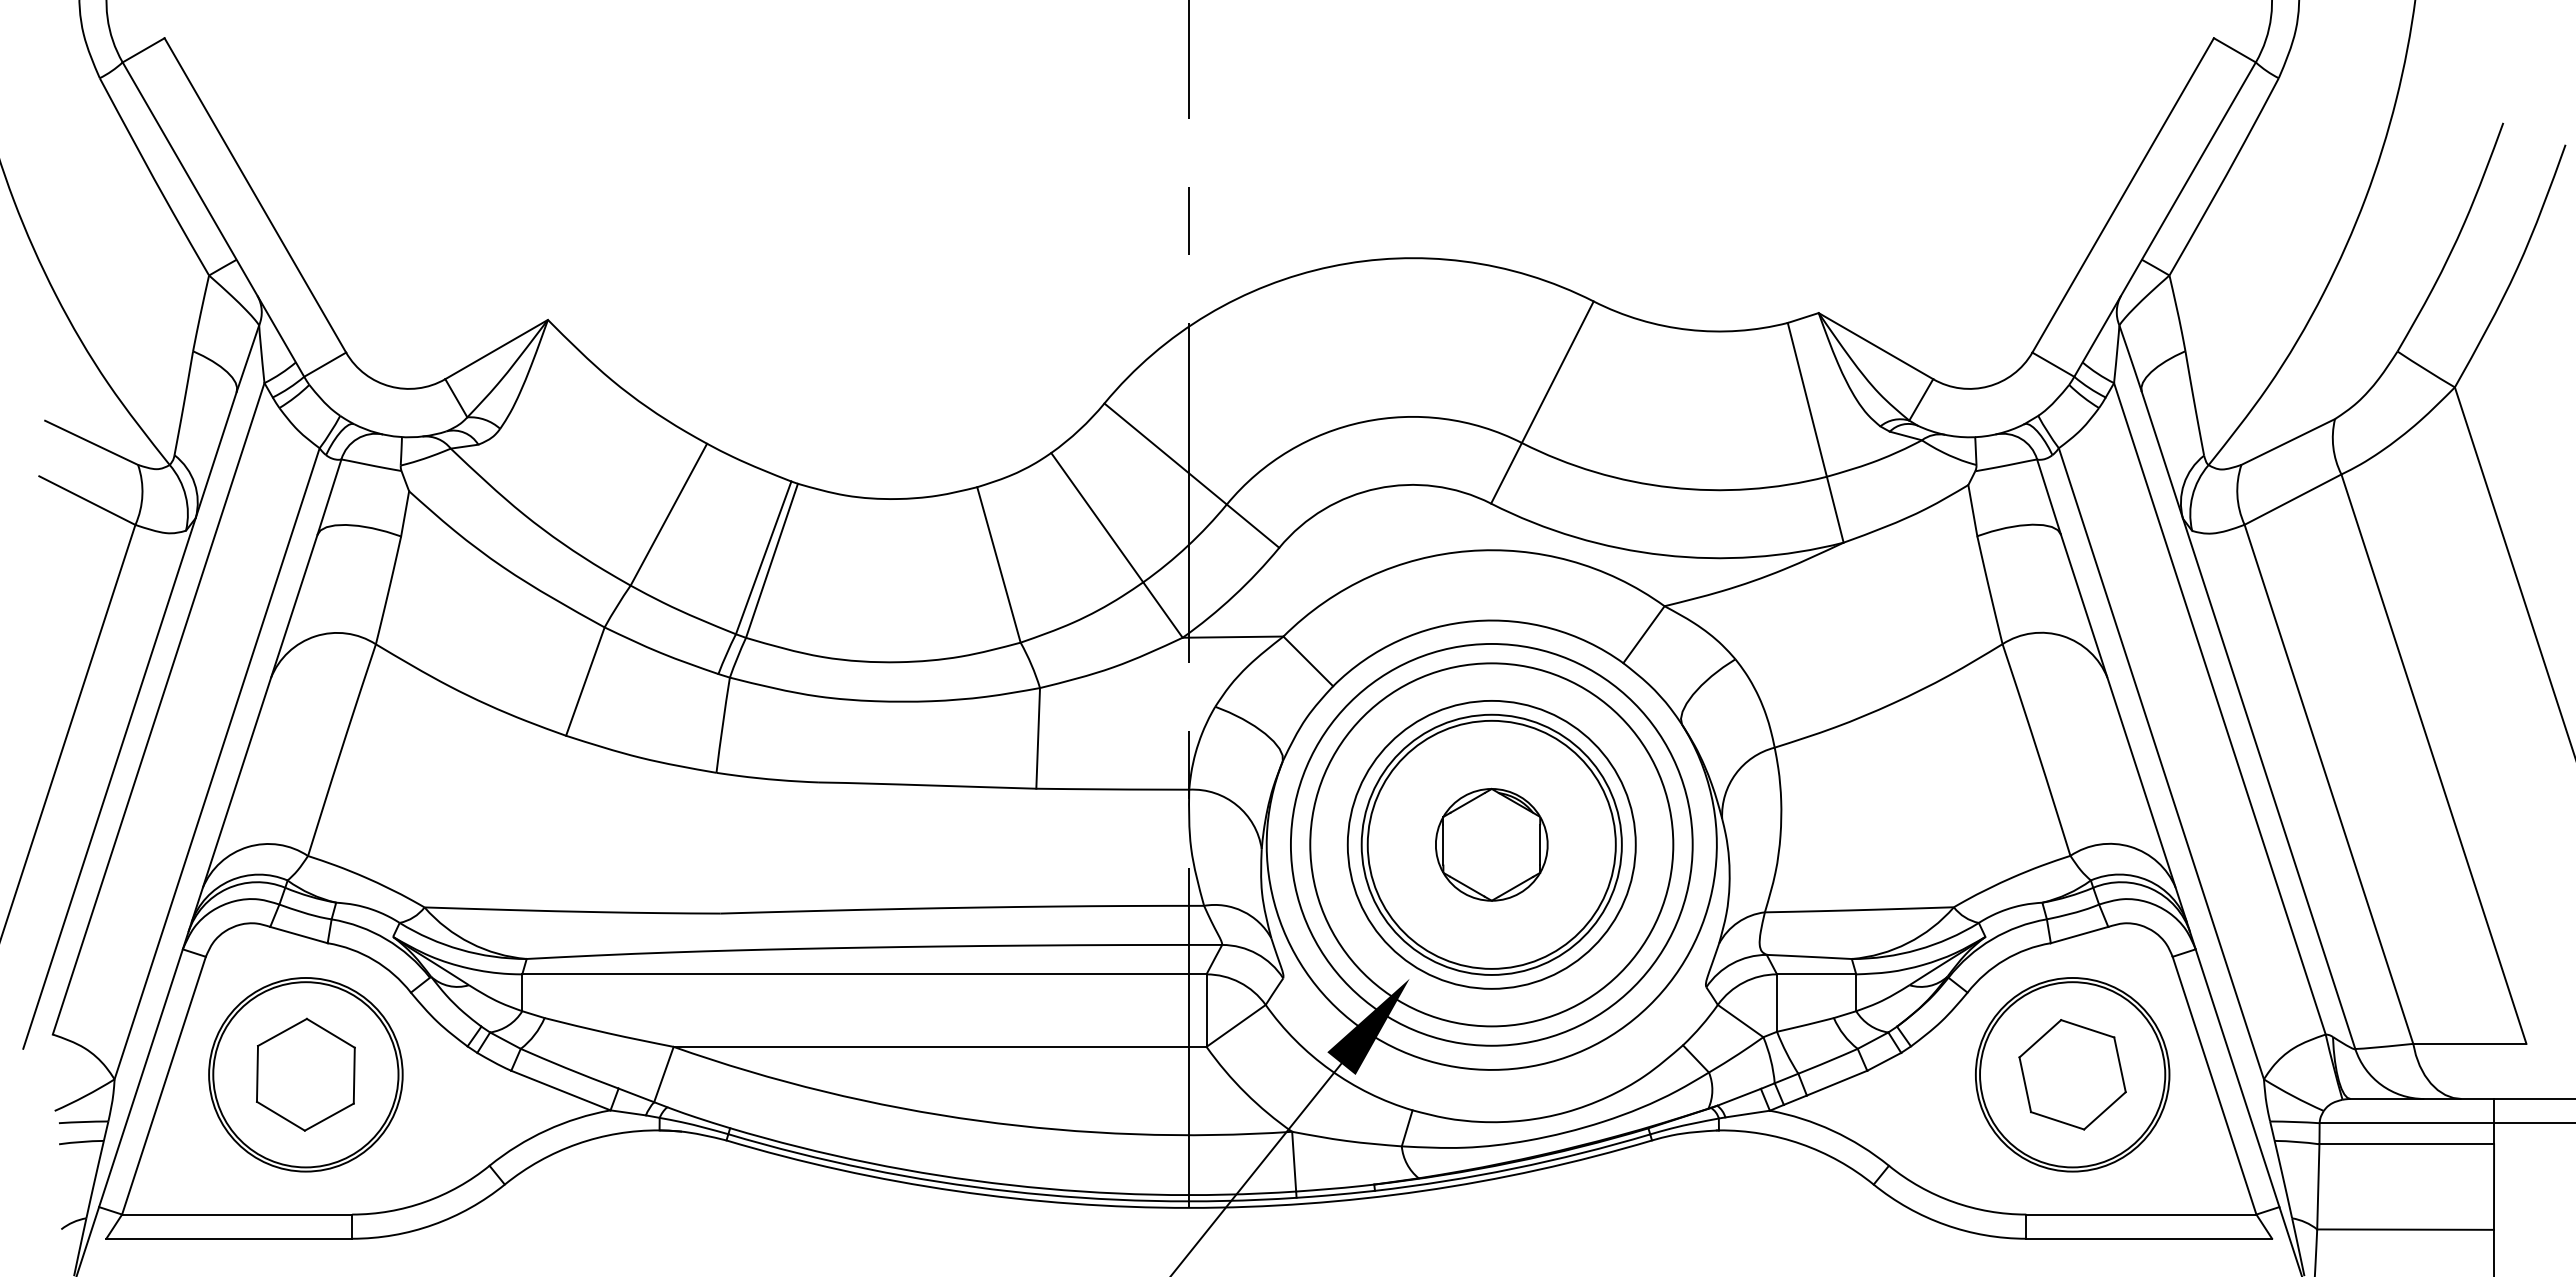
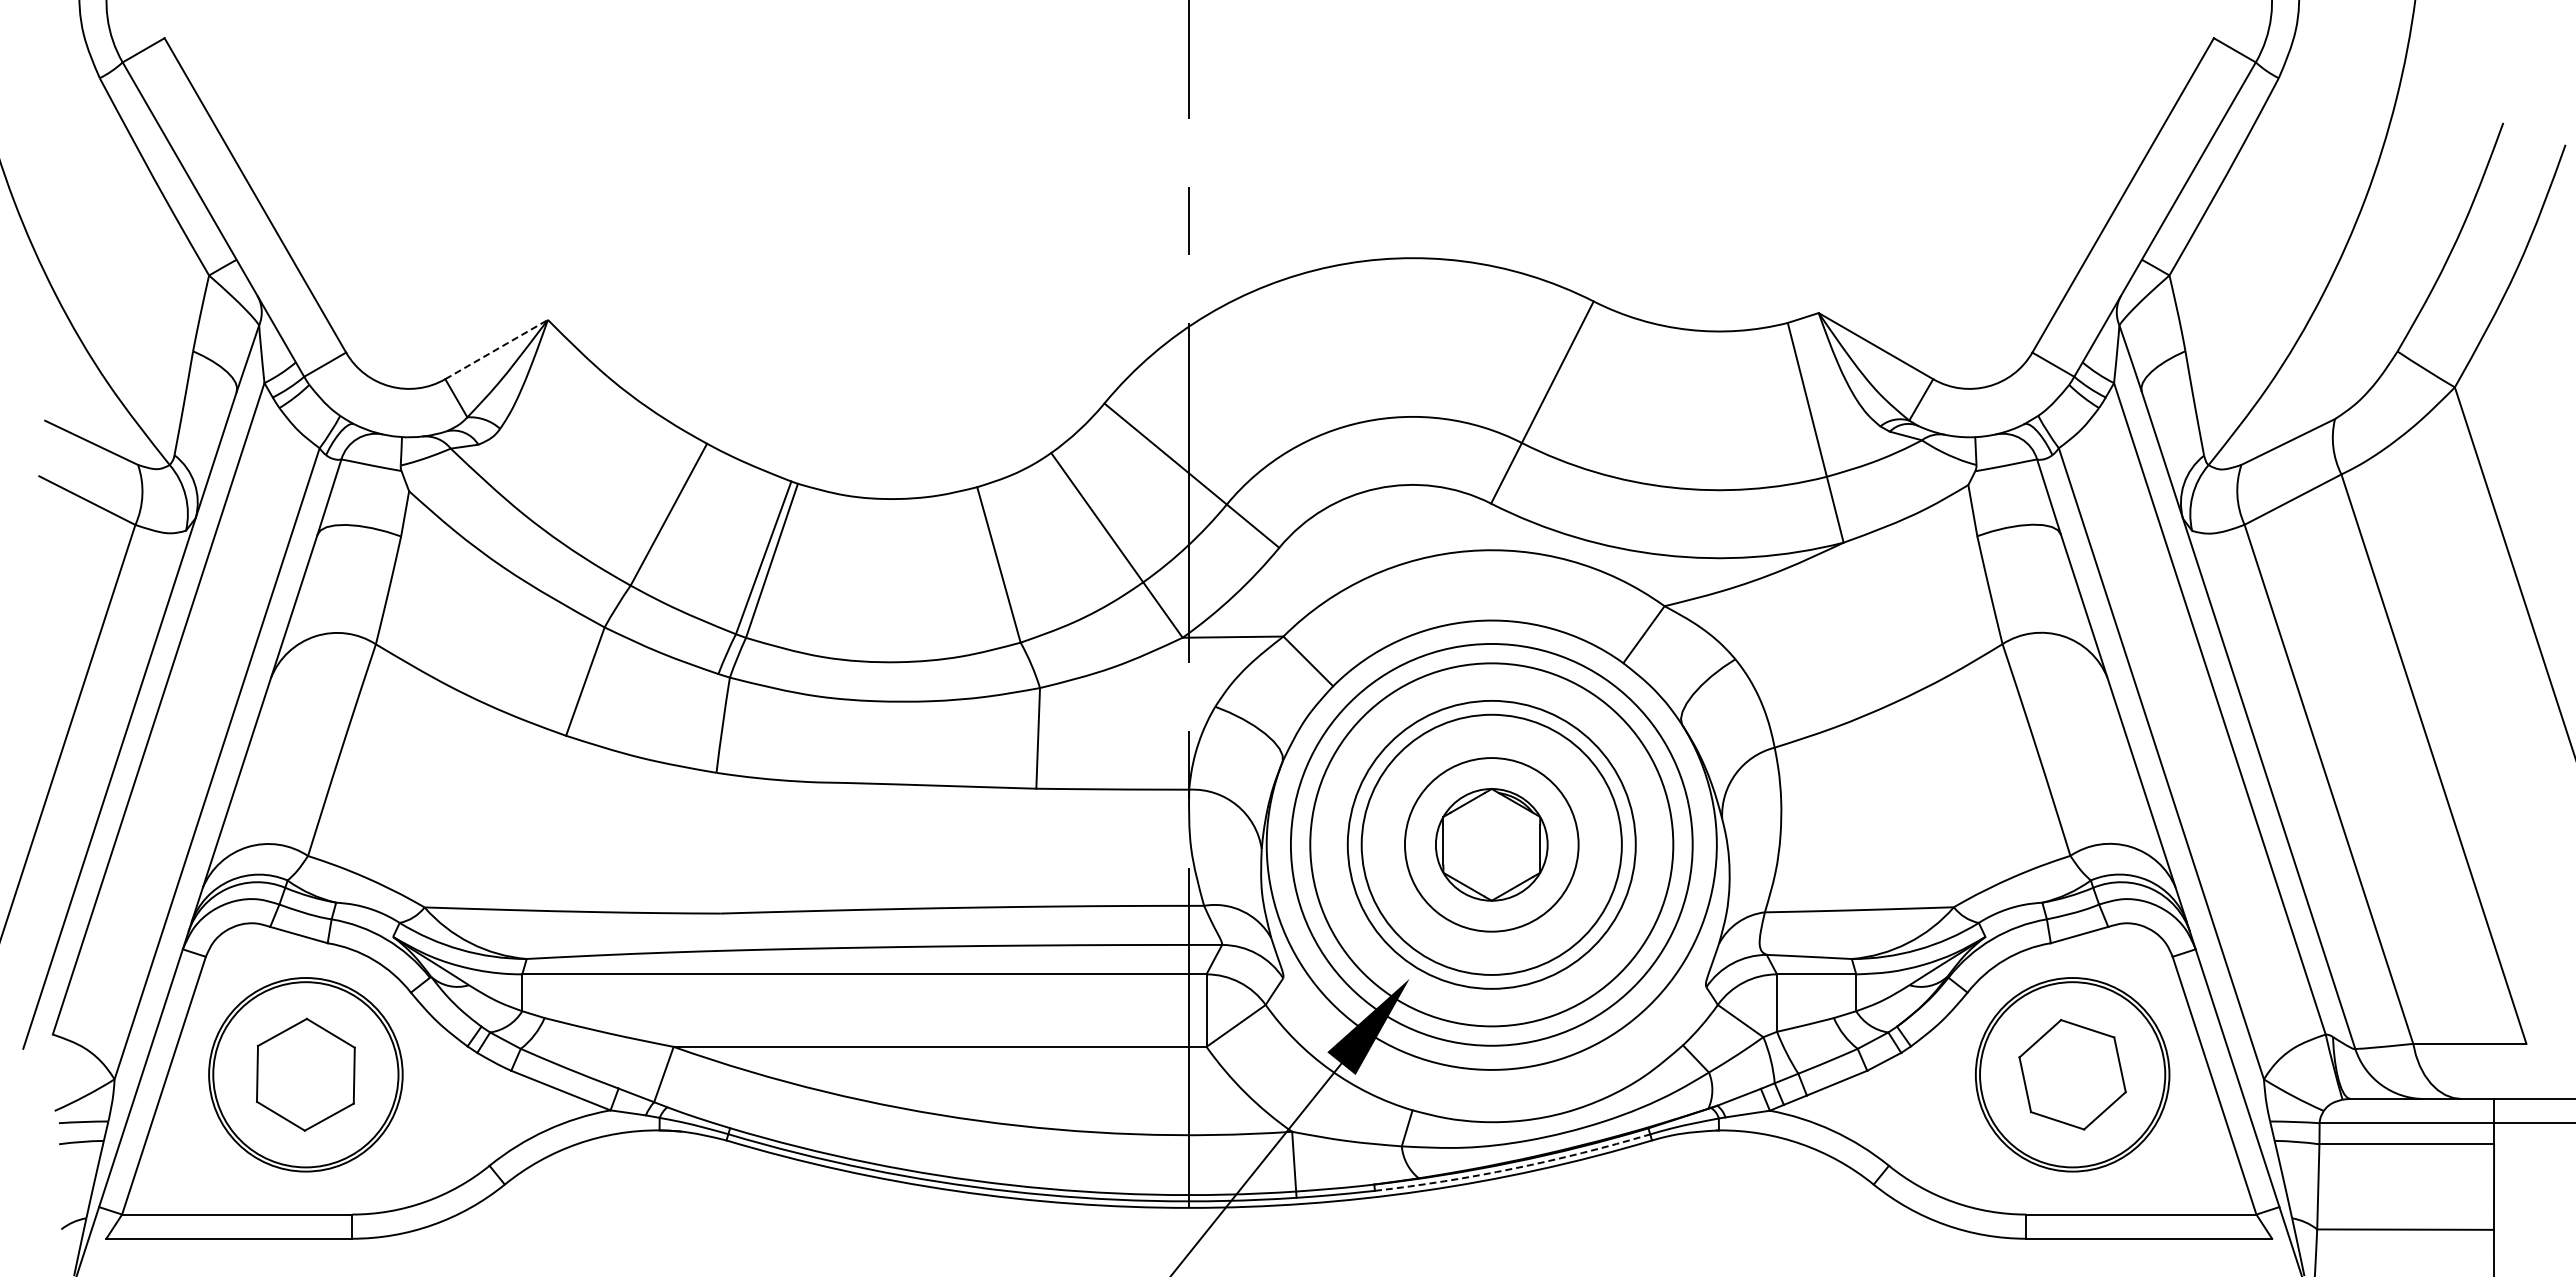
line: solid -> dashed (497, 349)
circle diameter: 248 px -> 174 px (1491, 844)
arc: solid -> dashed (1513, 1168)
